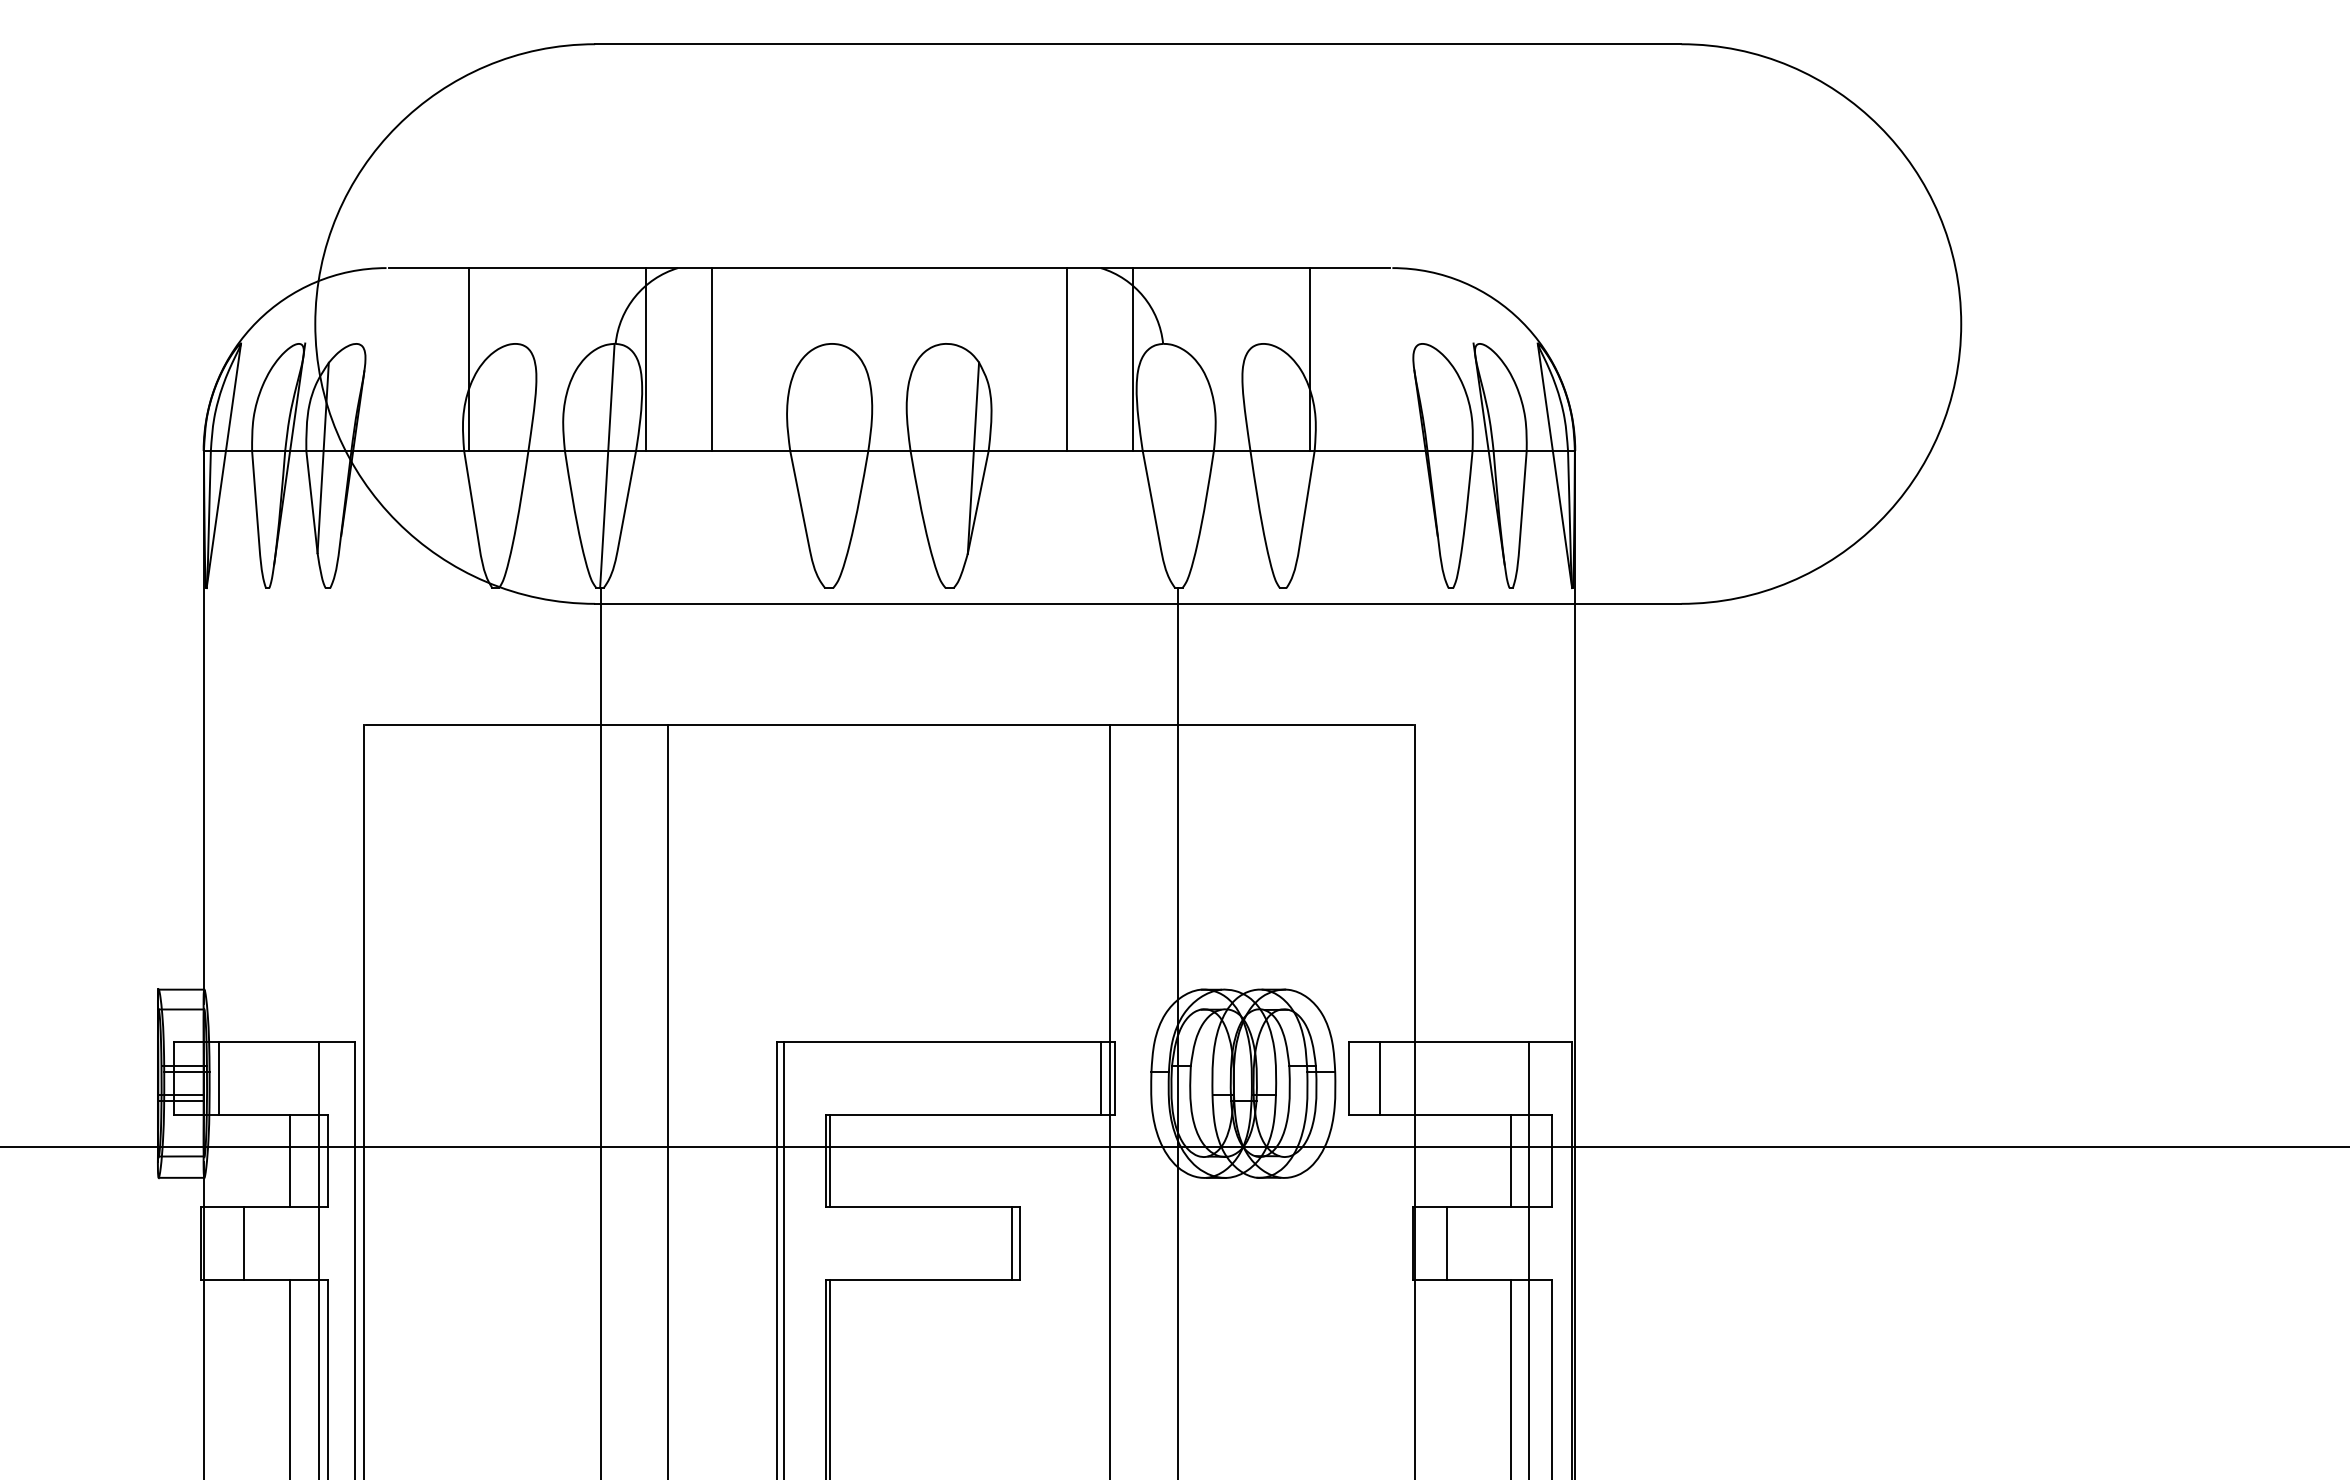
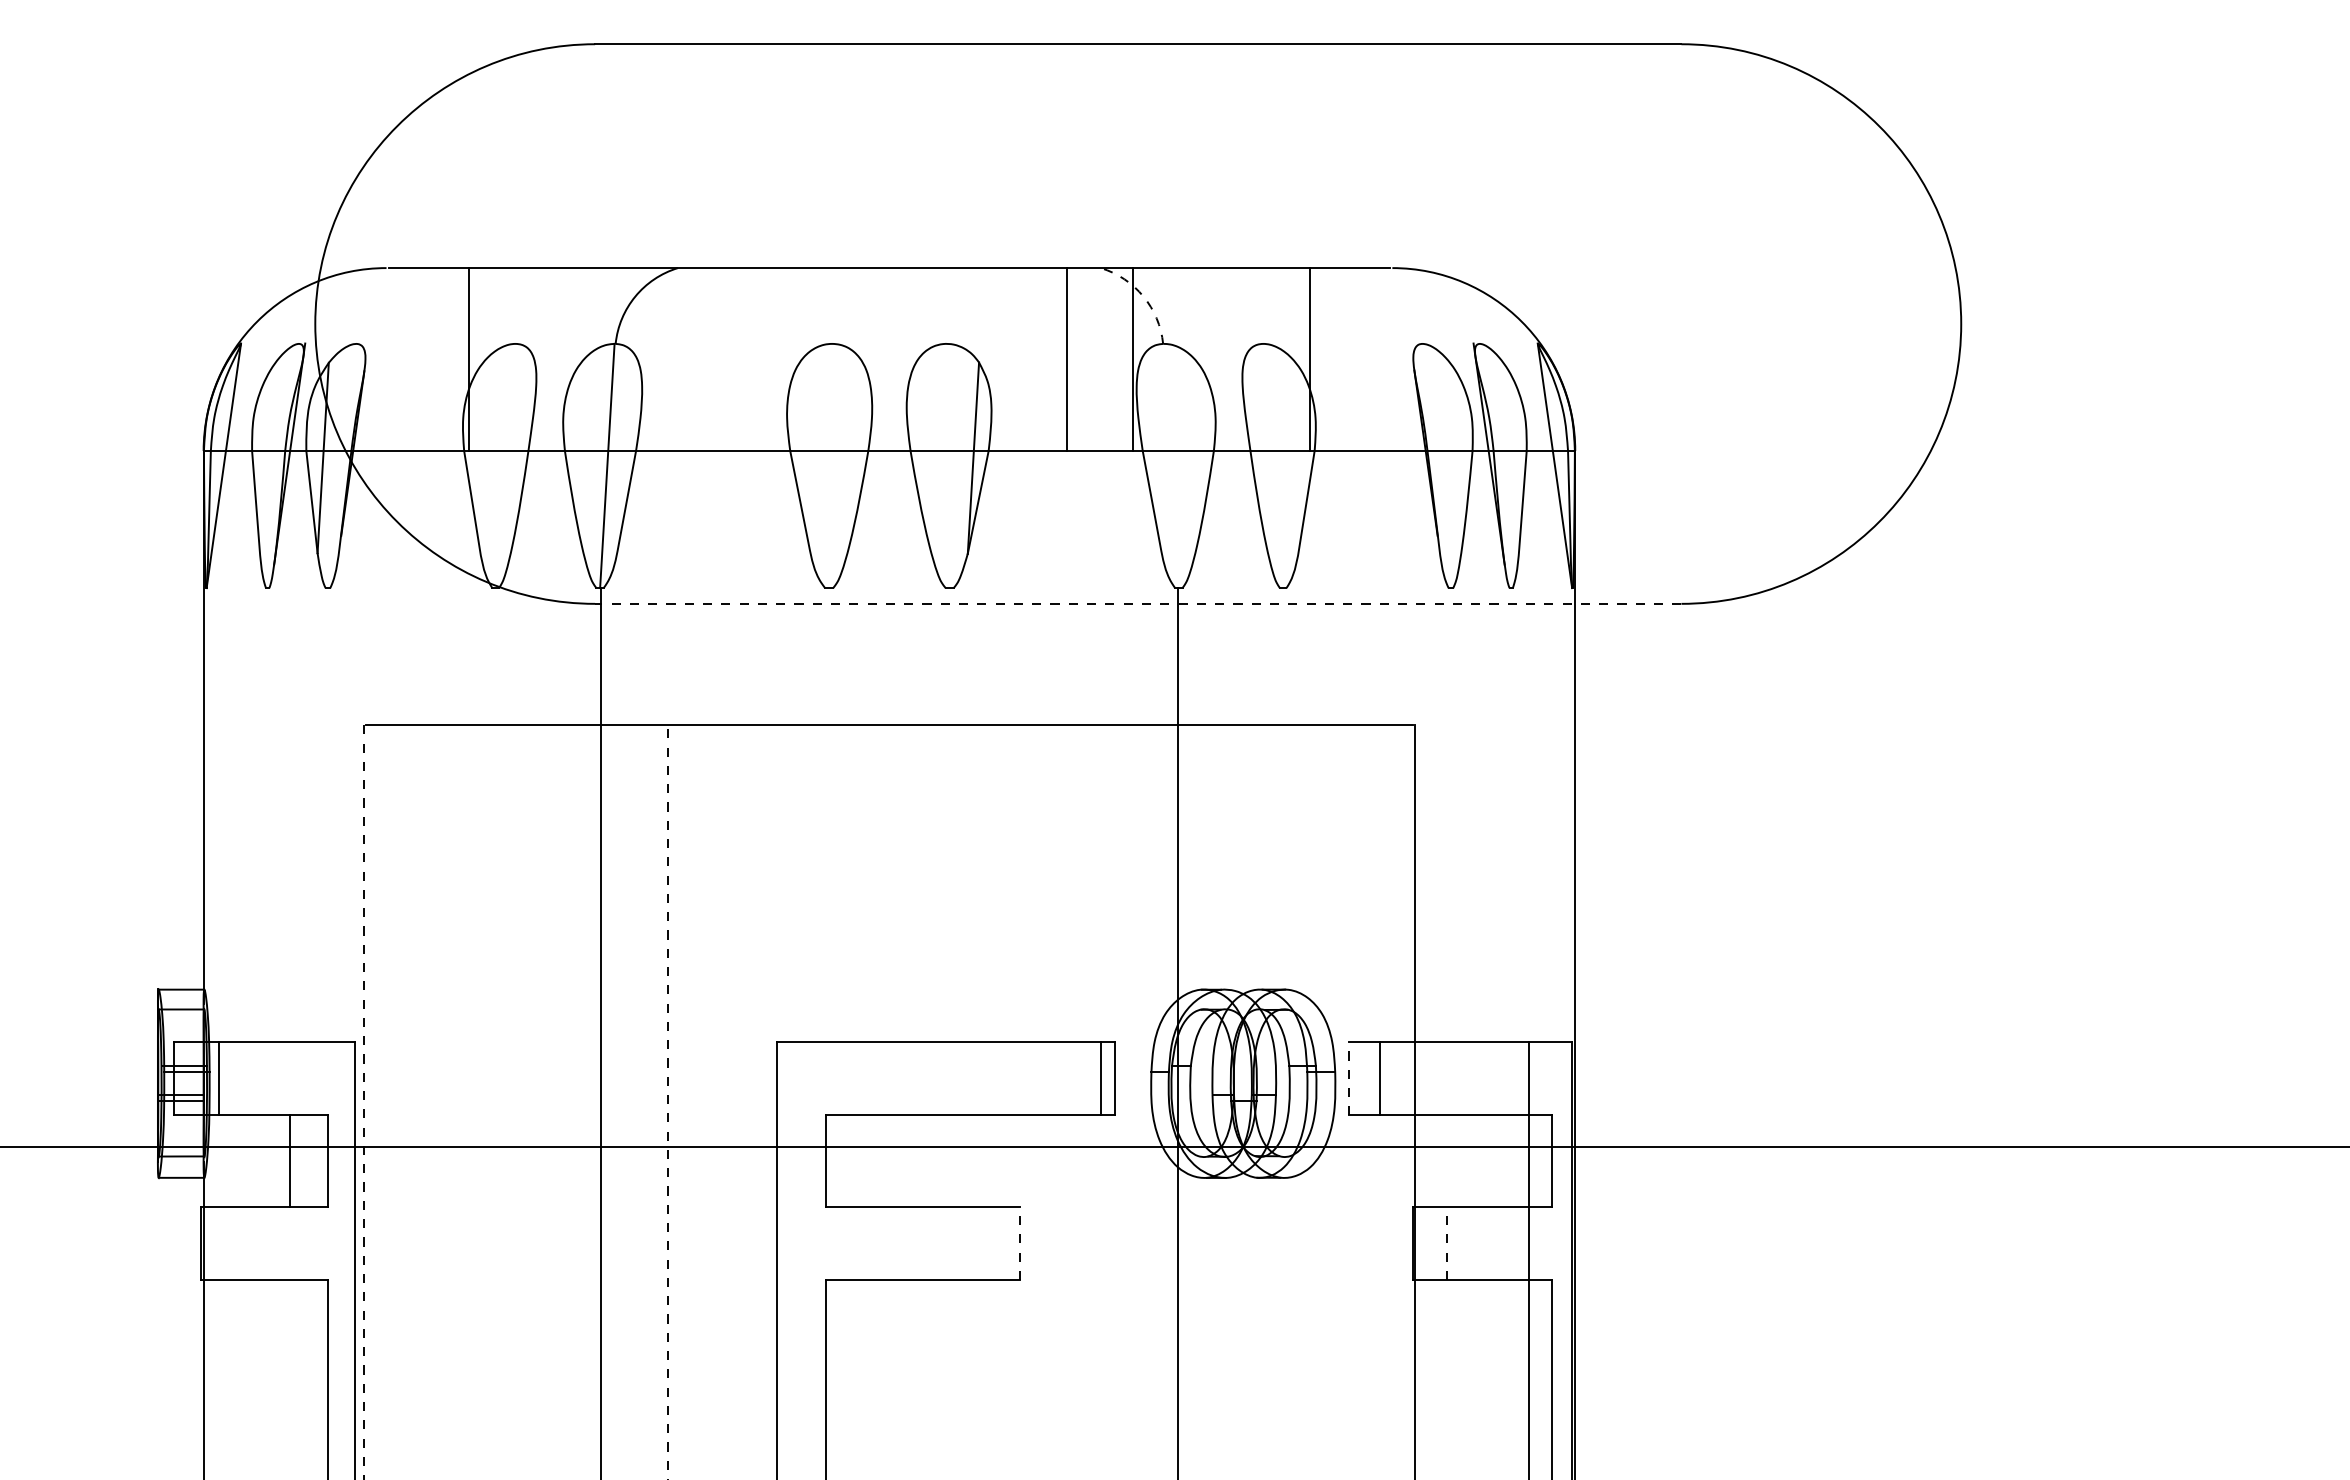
arc: solid -> dashed (1143, 296)
line: present -> none (646, 359)
line: present -> none (711, 359)
line: solid -> dashed (1137, 603)
line: solid -> dashed (1348, 1078)
line: present -> none (1110, 1100)
line: solid -> dashed (363, 1102)
line: solid -> dashed (668, 1102)
line: present -> none (829, 1160)
line: present -> none (1510, 1160)
line: present -> none (243, 1242)
line: present -> none (1011, 1242)
line: solid -> dashed (1020, 1243)
line: solid -> dashed (1447, 1243)
line: present -> none (319, 1259)
line: present -> none (784, 1259)
line: present -> none (290, 1377)
line: present -> none (829, 1377)
line: present -> none (1510, 1377)
